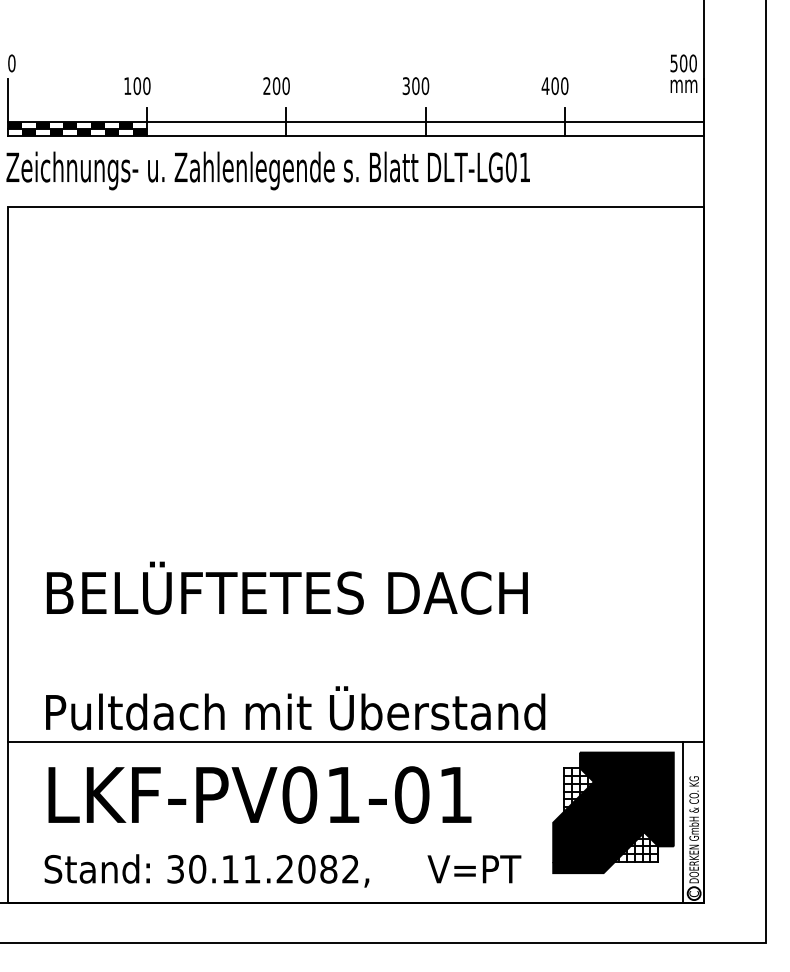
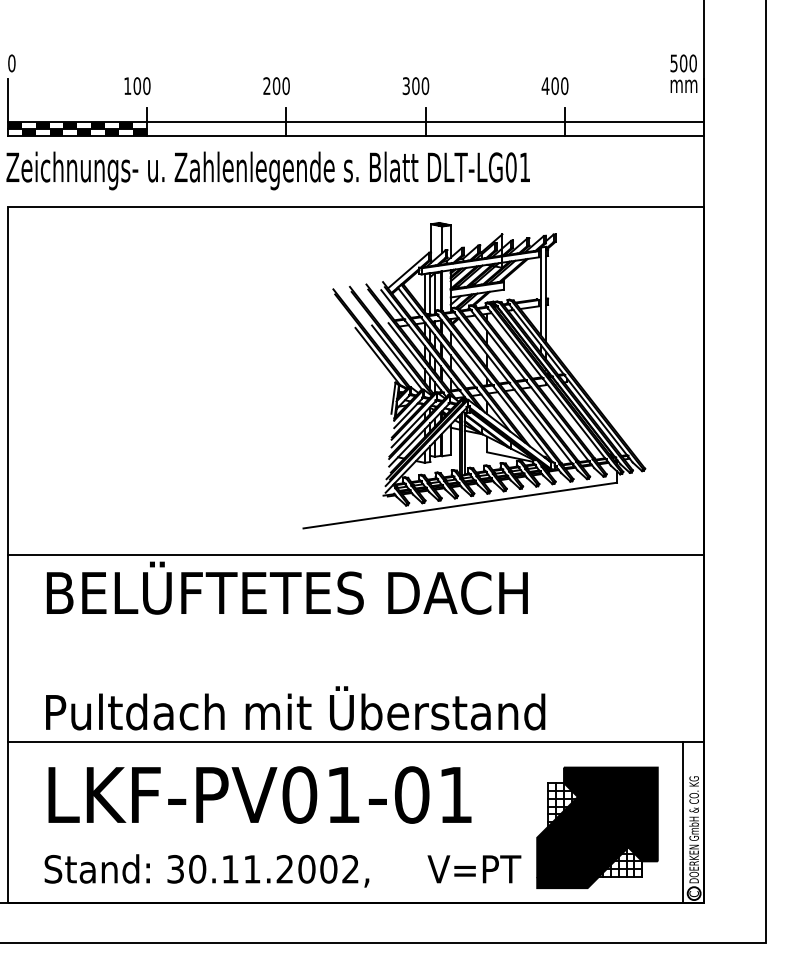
part: none -> present (474, 375)
line: none -> present (355, 554)
part position: (613, 812) -> (597, 827) (597, 827)
text: 30.11.2082, -> 30.11.2002, (328, 869)
